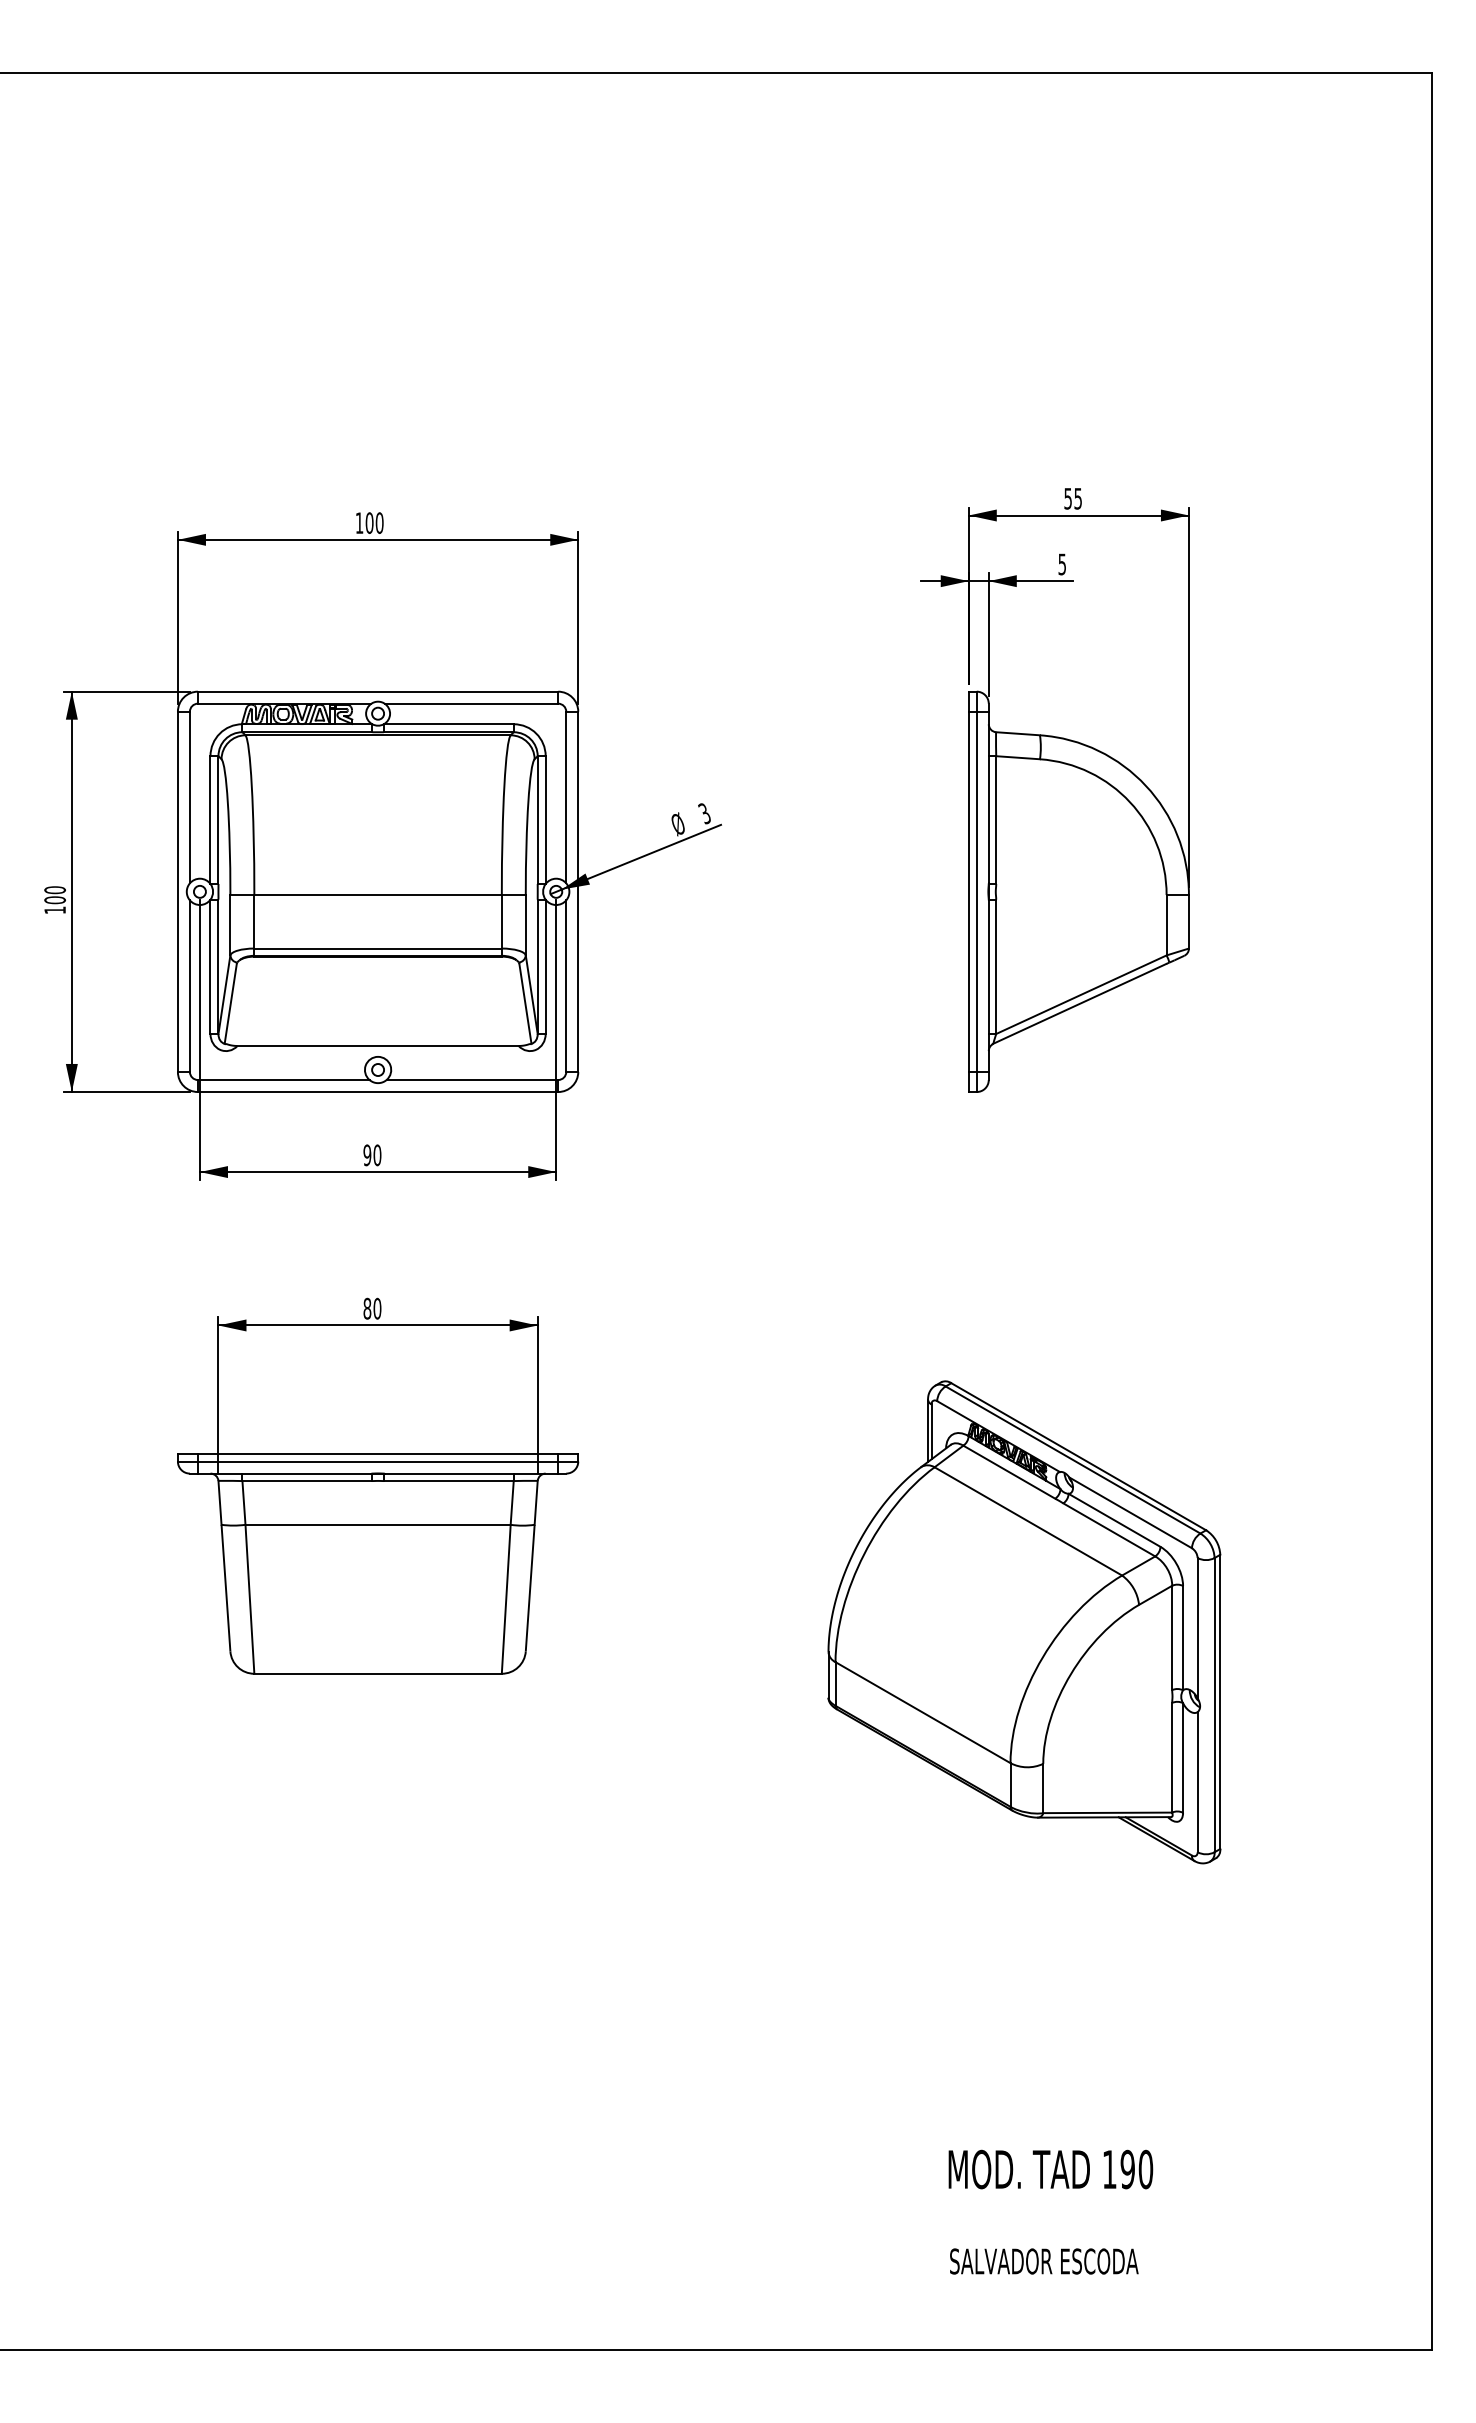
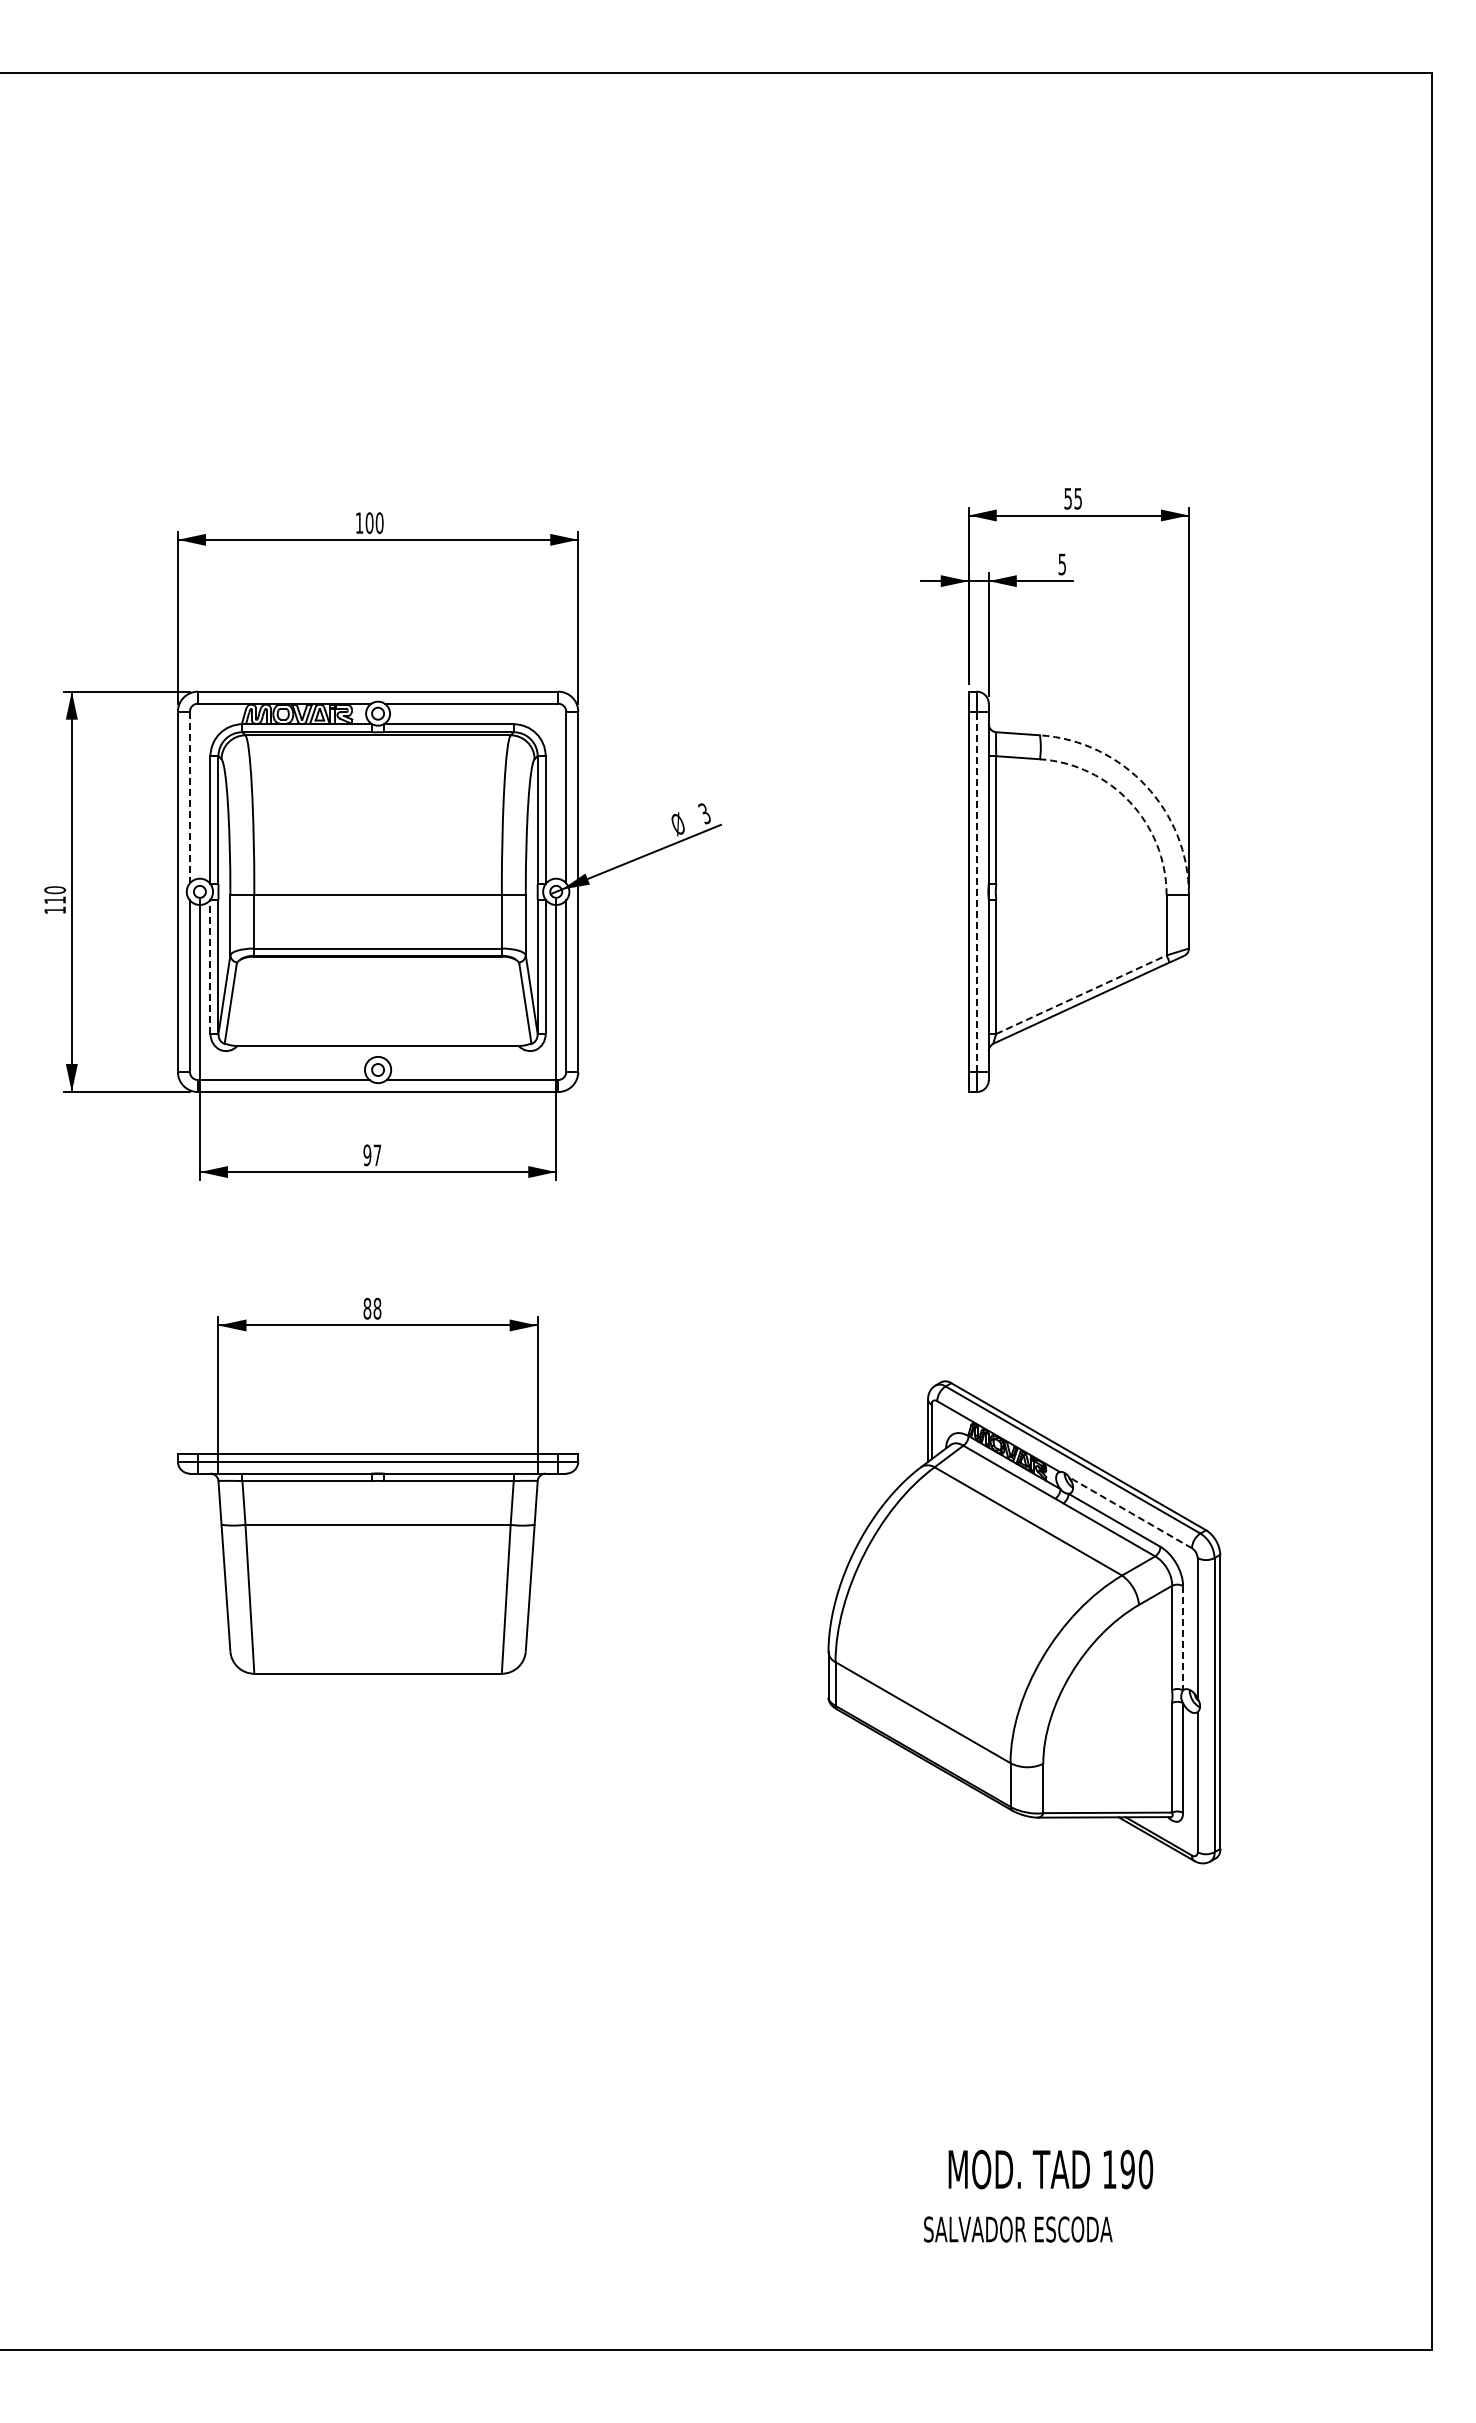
arc: solid -> dashed (1145, 785)
line: solid -> dashed (189, 797)
arc: solid -> dashed (1130, 802)
line: solid -> dashed (976, 891)
text: 100 -> 110 (55, 900)
line: solid -> dashed (210, 966)
line: solid -> dashed (1081, 994)
text: 90 -> 97 (377, 1155)
text: 80 -> 88 (377, 1308)
line: solid -> dashed (1130, 1512)
line: solid -> dashed (1183, 1638)
text position: (1044, 2261) -> (1018, 2229) (1018, 2229)
